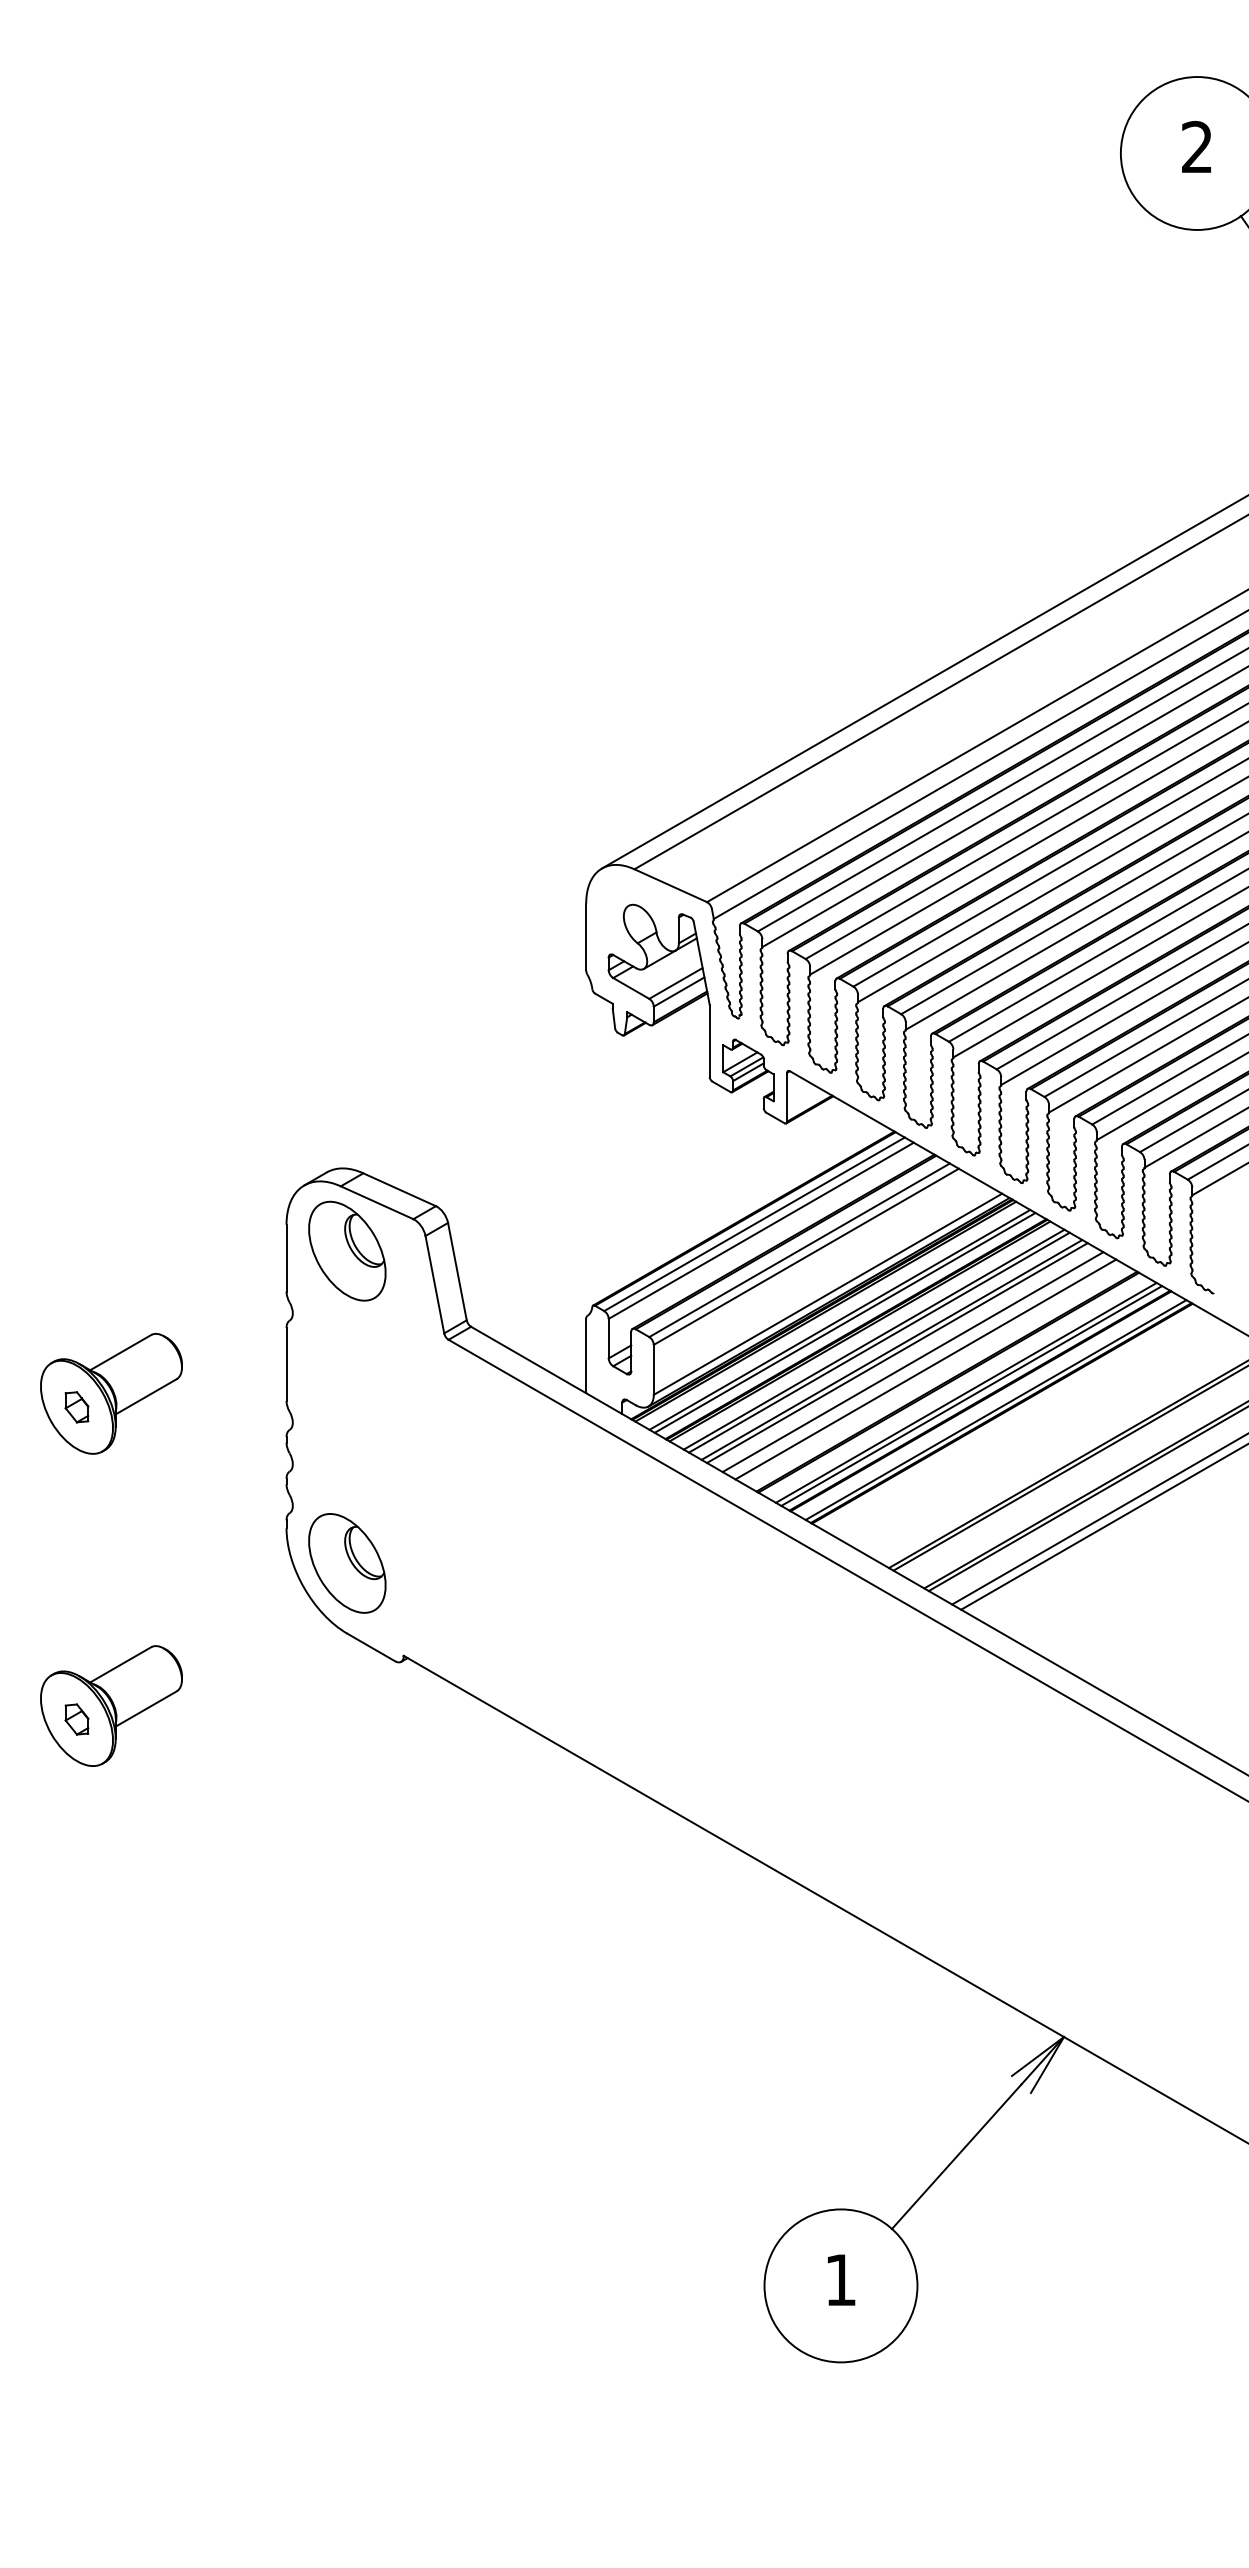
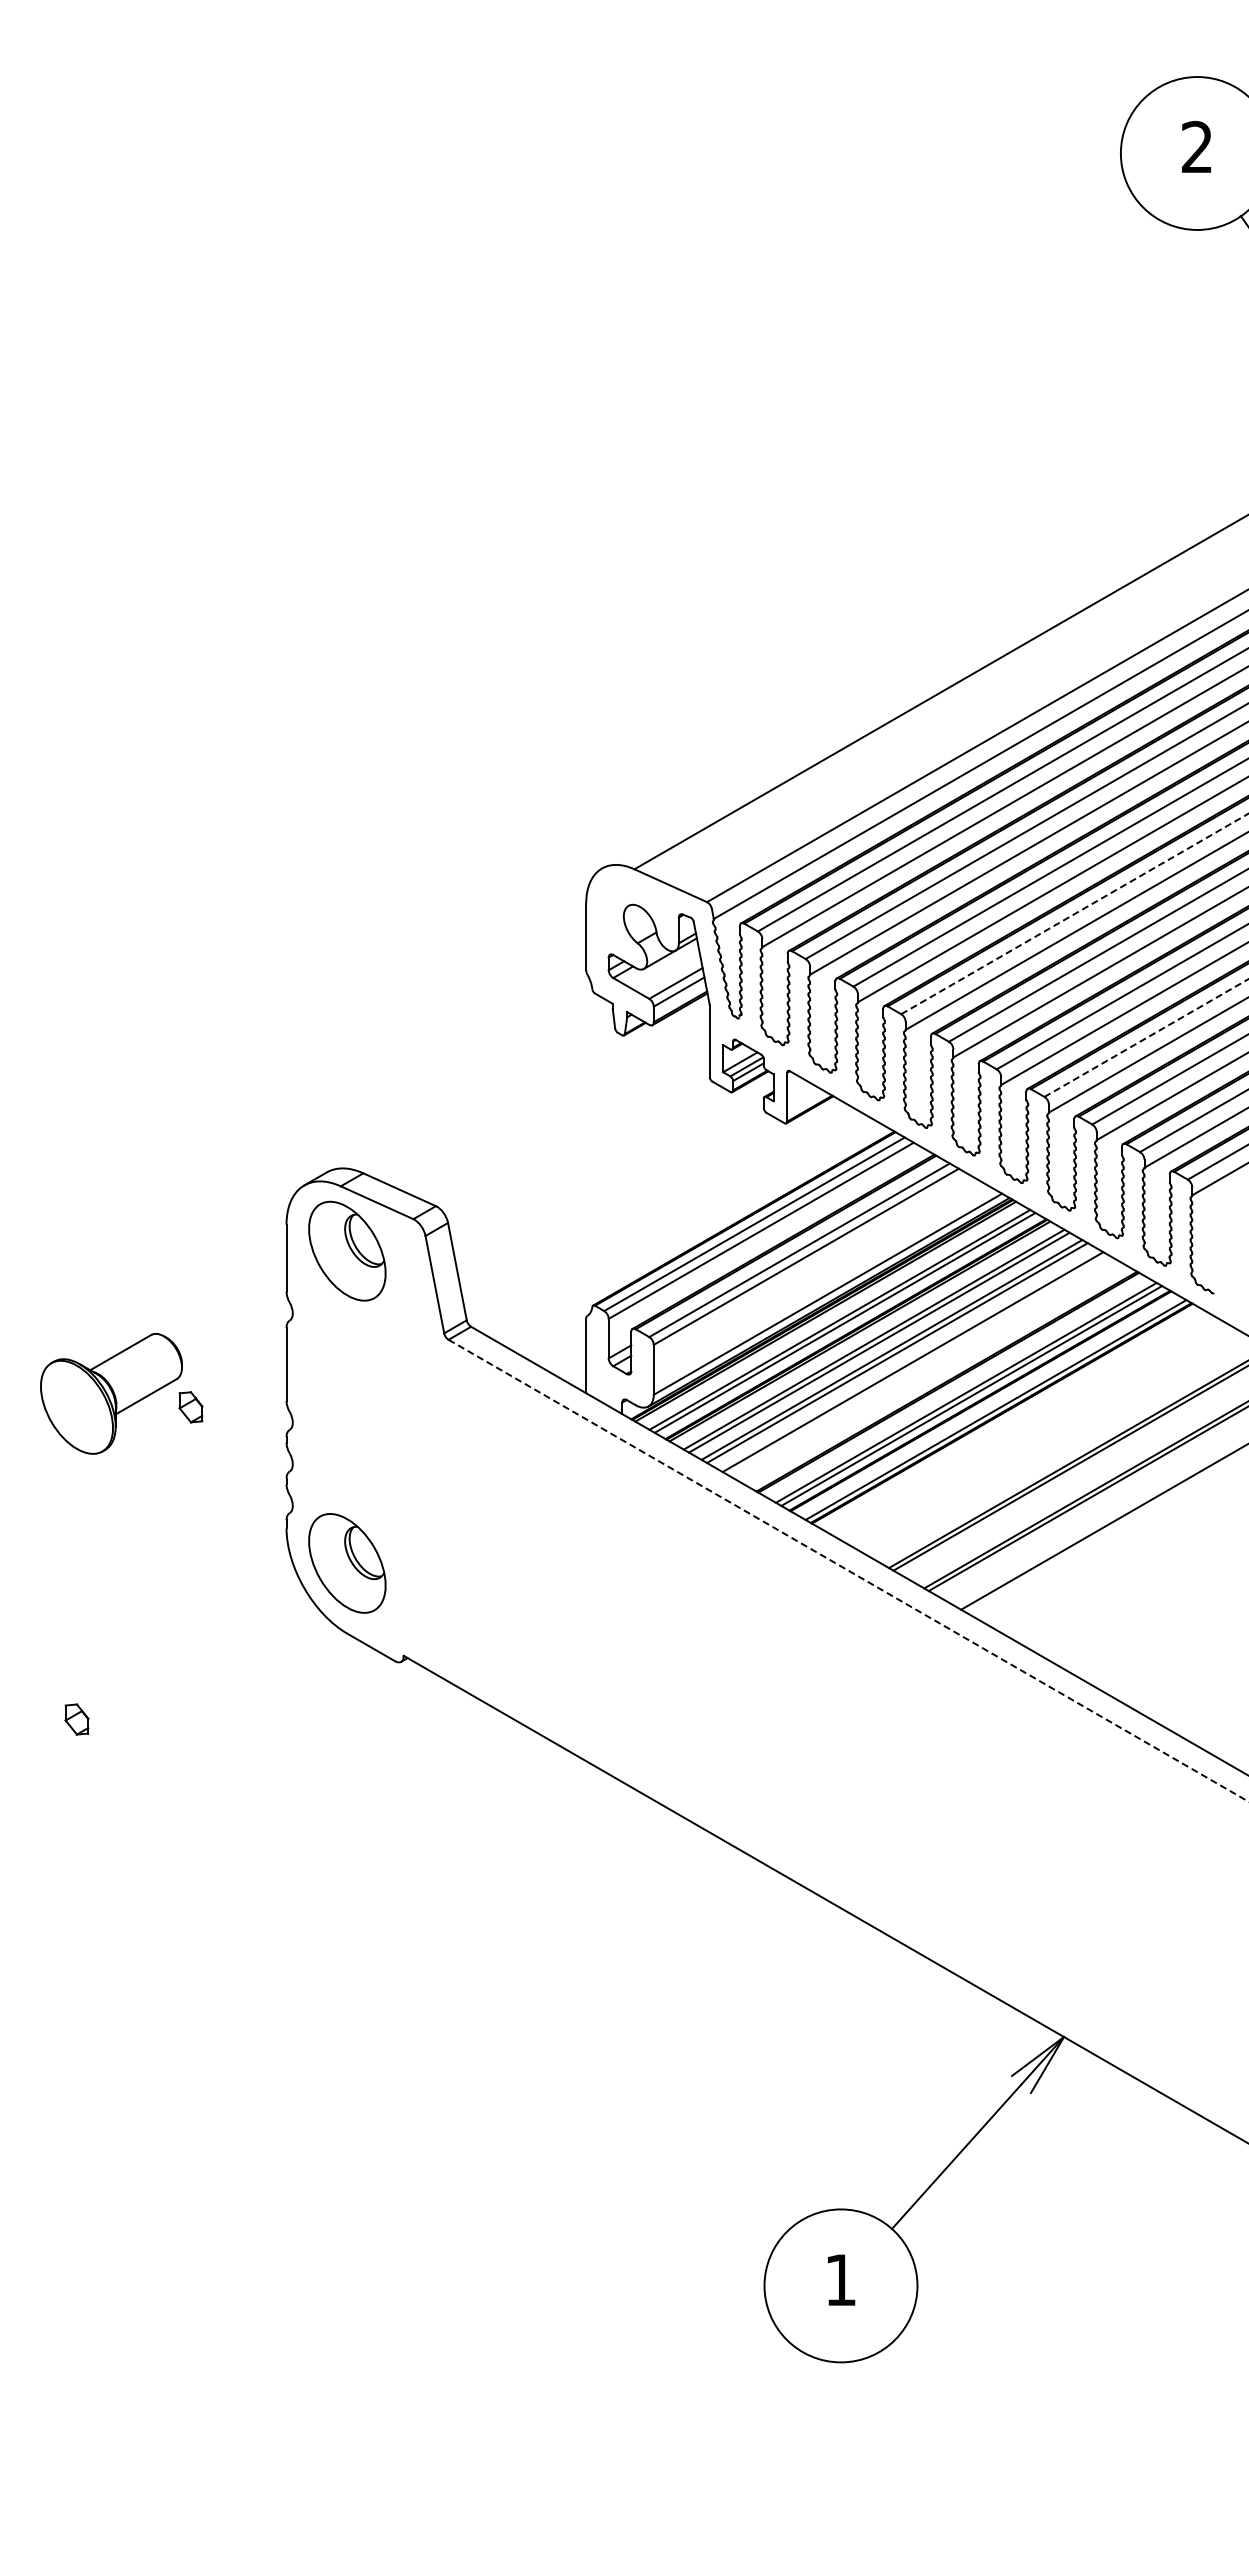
line: present -> none (923, 682)
line: solid -> dashed (1075, 913)
line: solid -> dashed (1146, 1037)
line: present -> none (925, 1369)
part position: (76, 1407) -> (190, 1407) (190, 1407)
line: present -> none (1098, 1519)
line: solid -> dashed (848, 1570)
part: present -> none (111, 1705)
